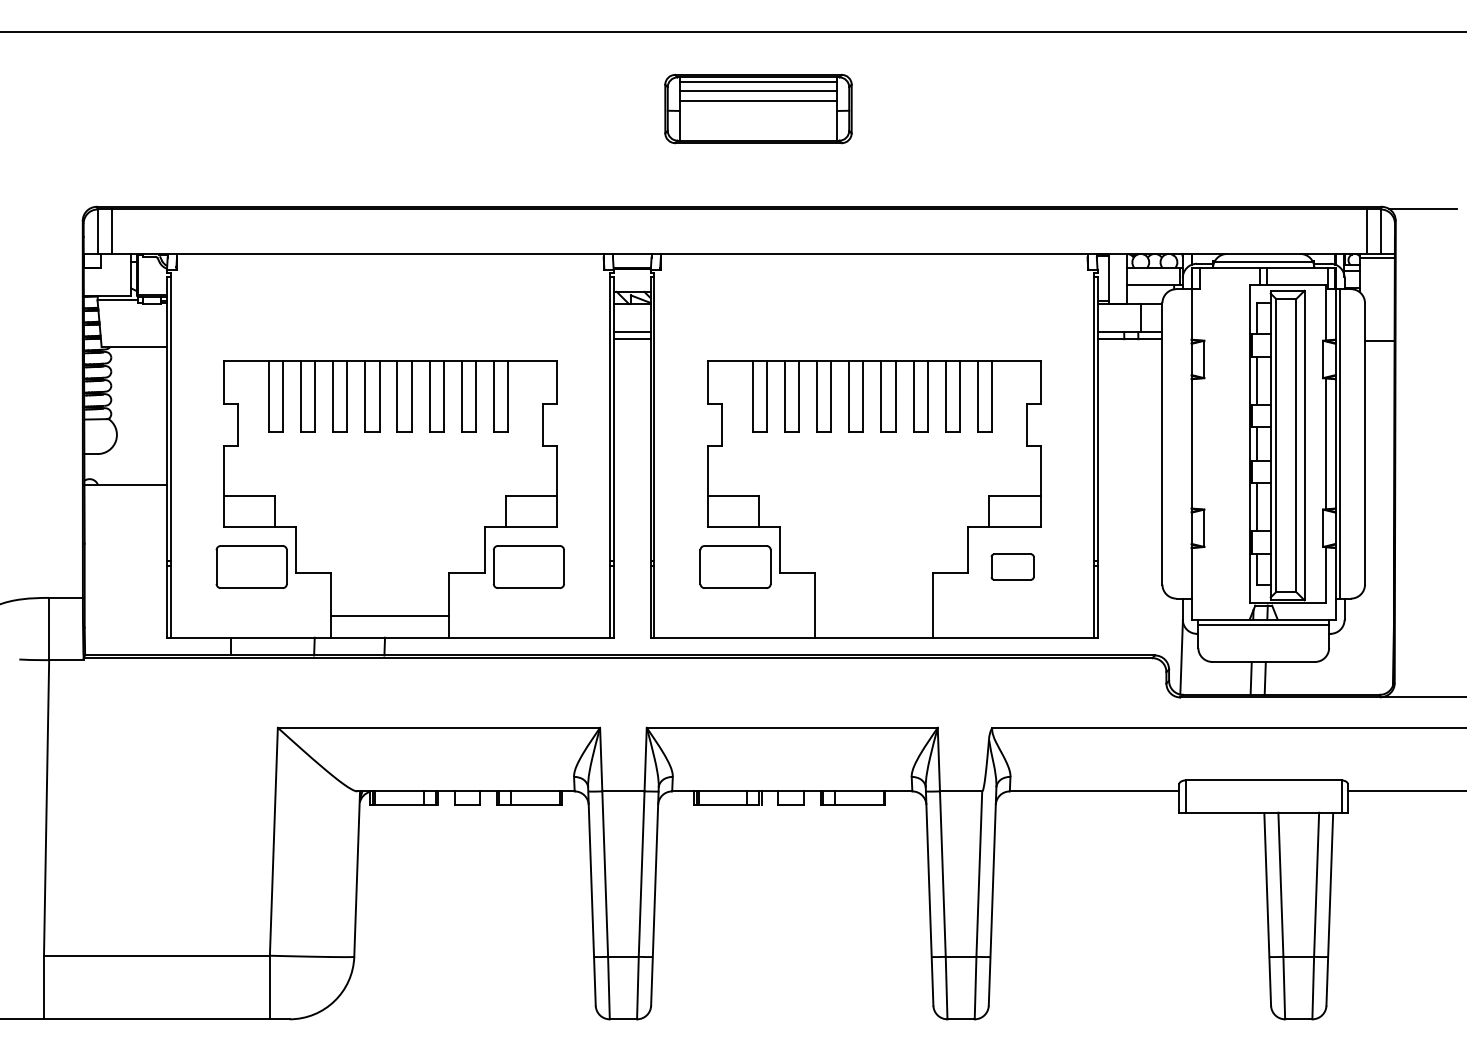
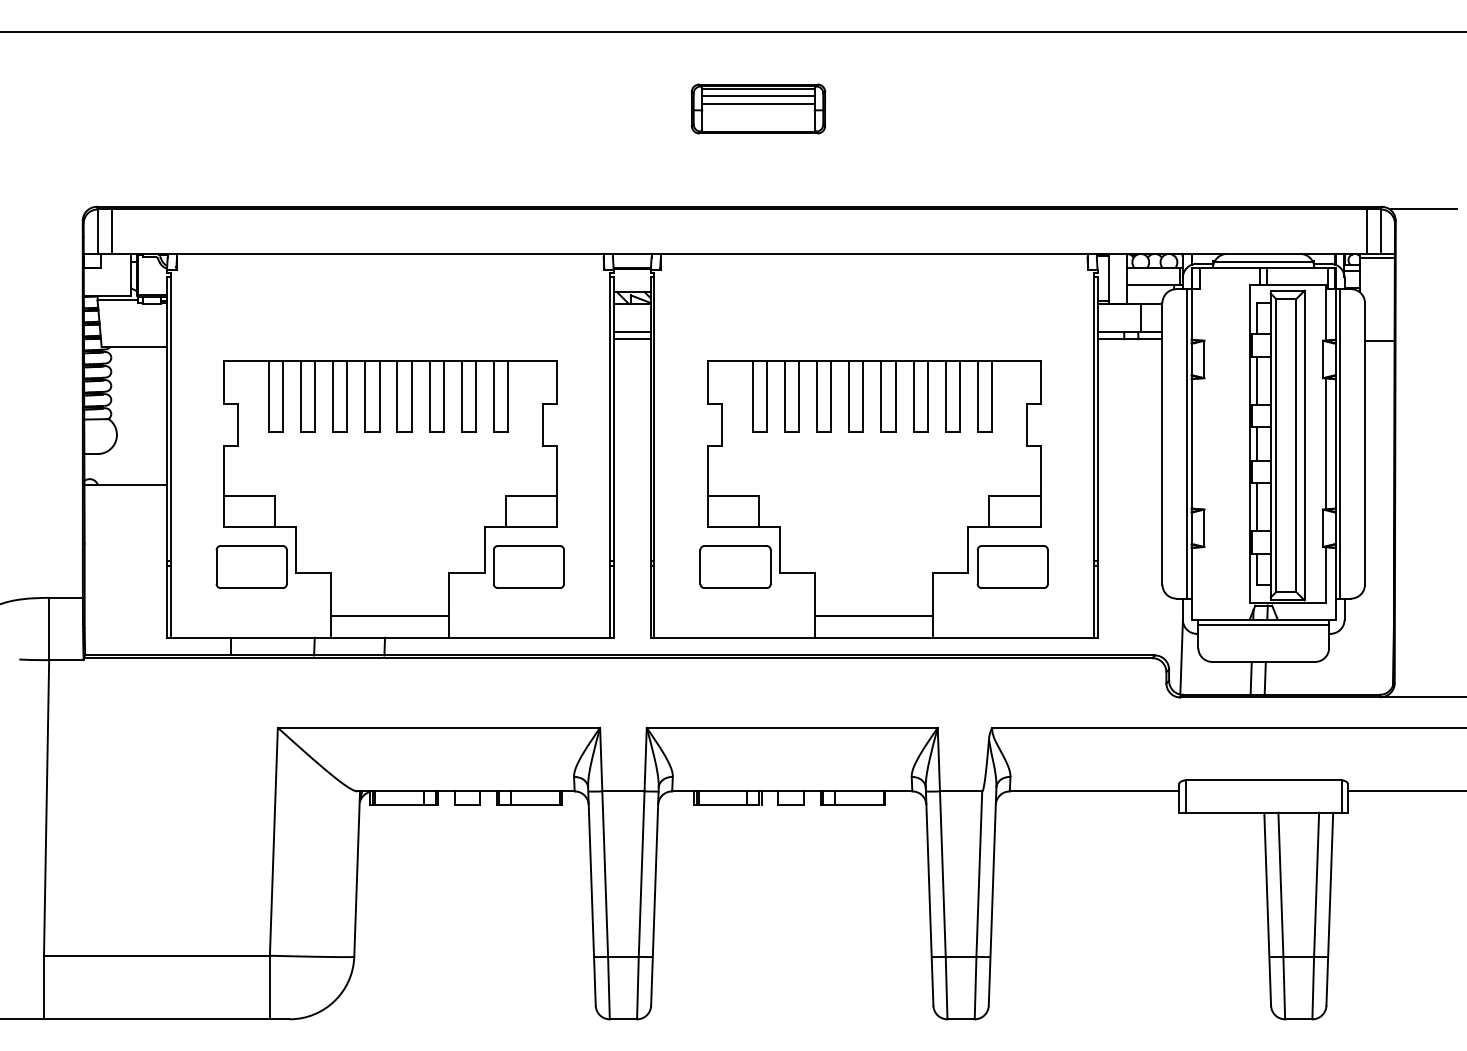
part size: 189x72 px -> 137x52 px (758, 108)
line: none -> present (1187, 443)
part size: 45x28 px -> 73x44 px (1012, 566)
line: none -> present (874, 616)
